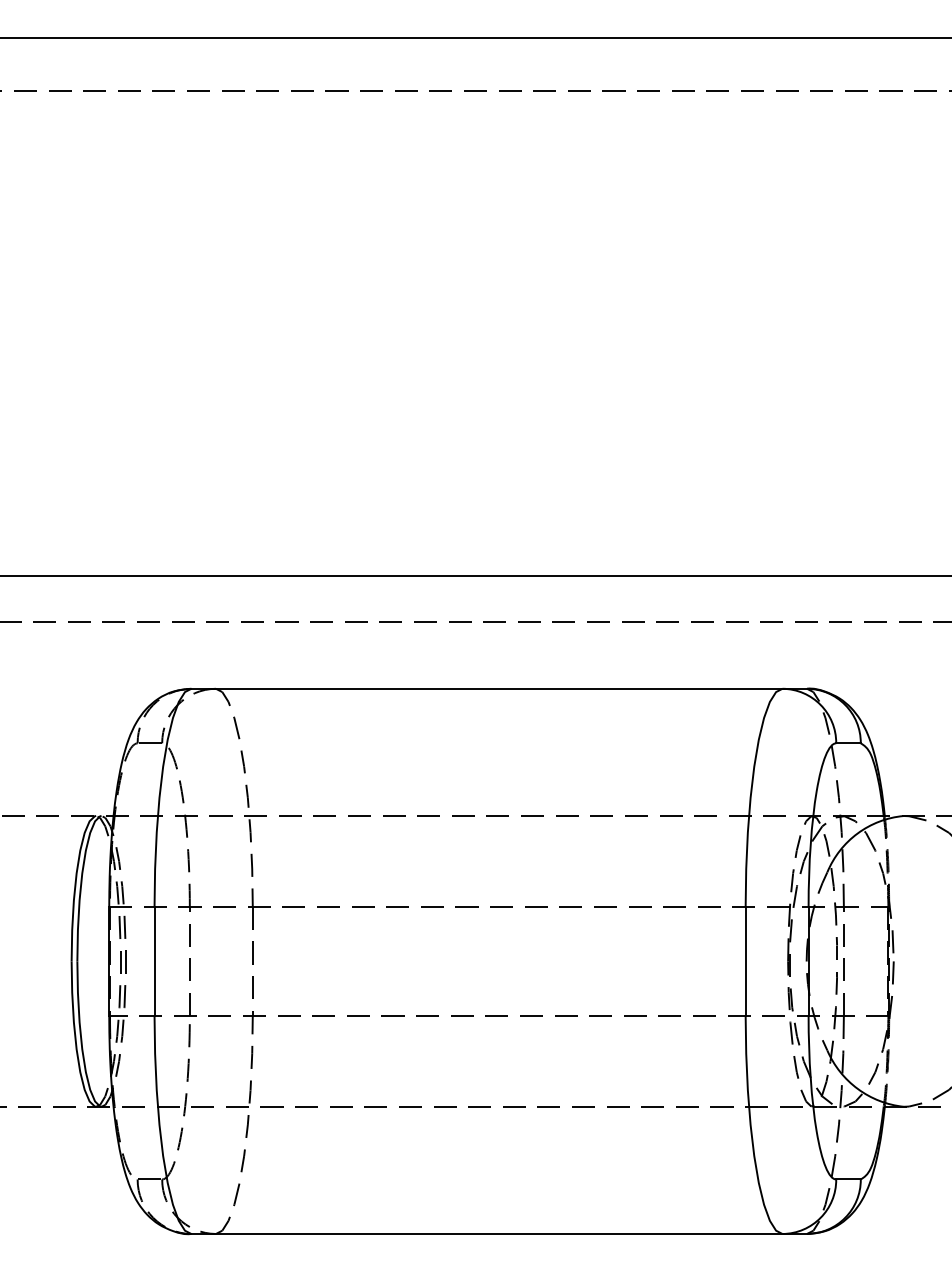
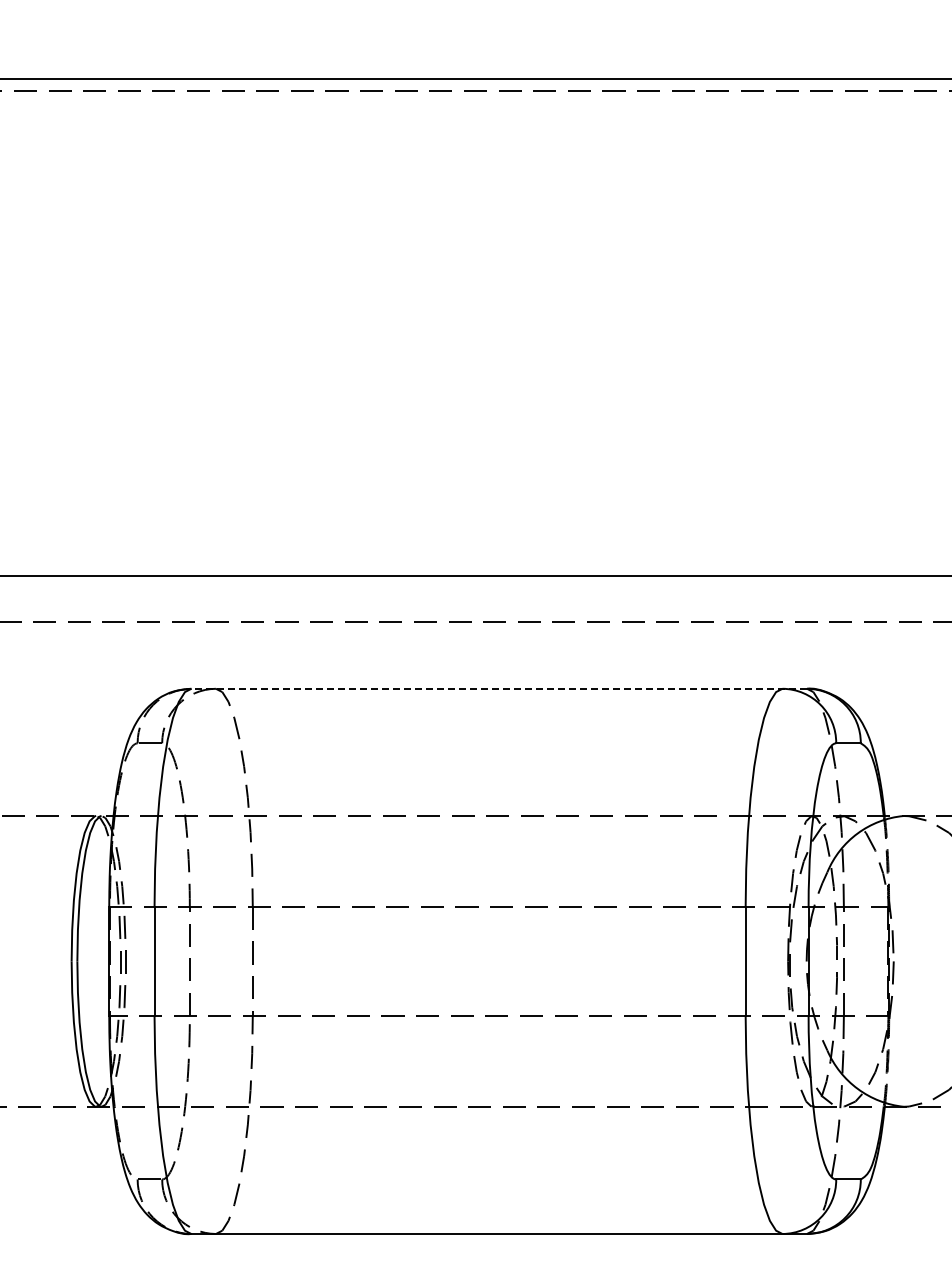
line position: (475, 38) -> (475, 79) (475, 79)
line: solid -> dashed (499, 688)
